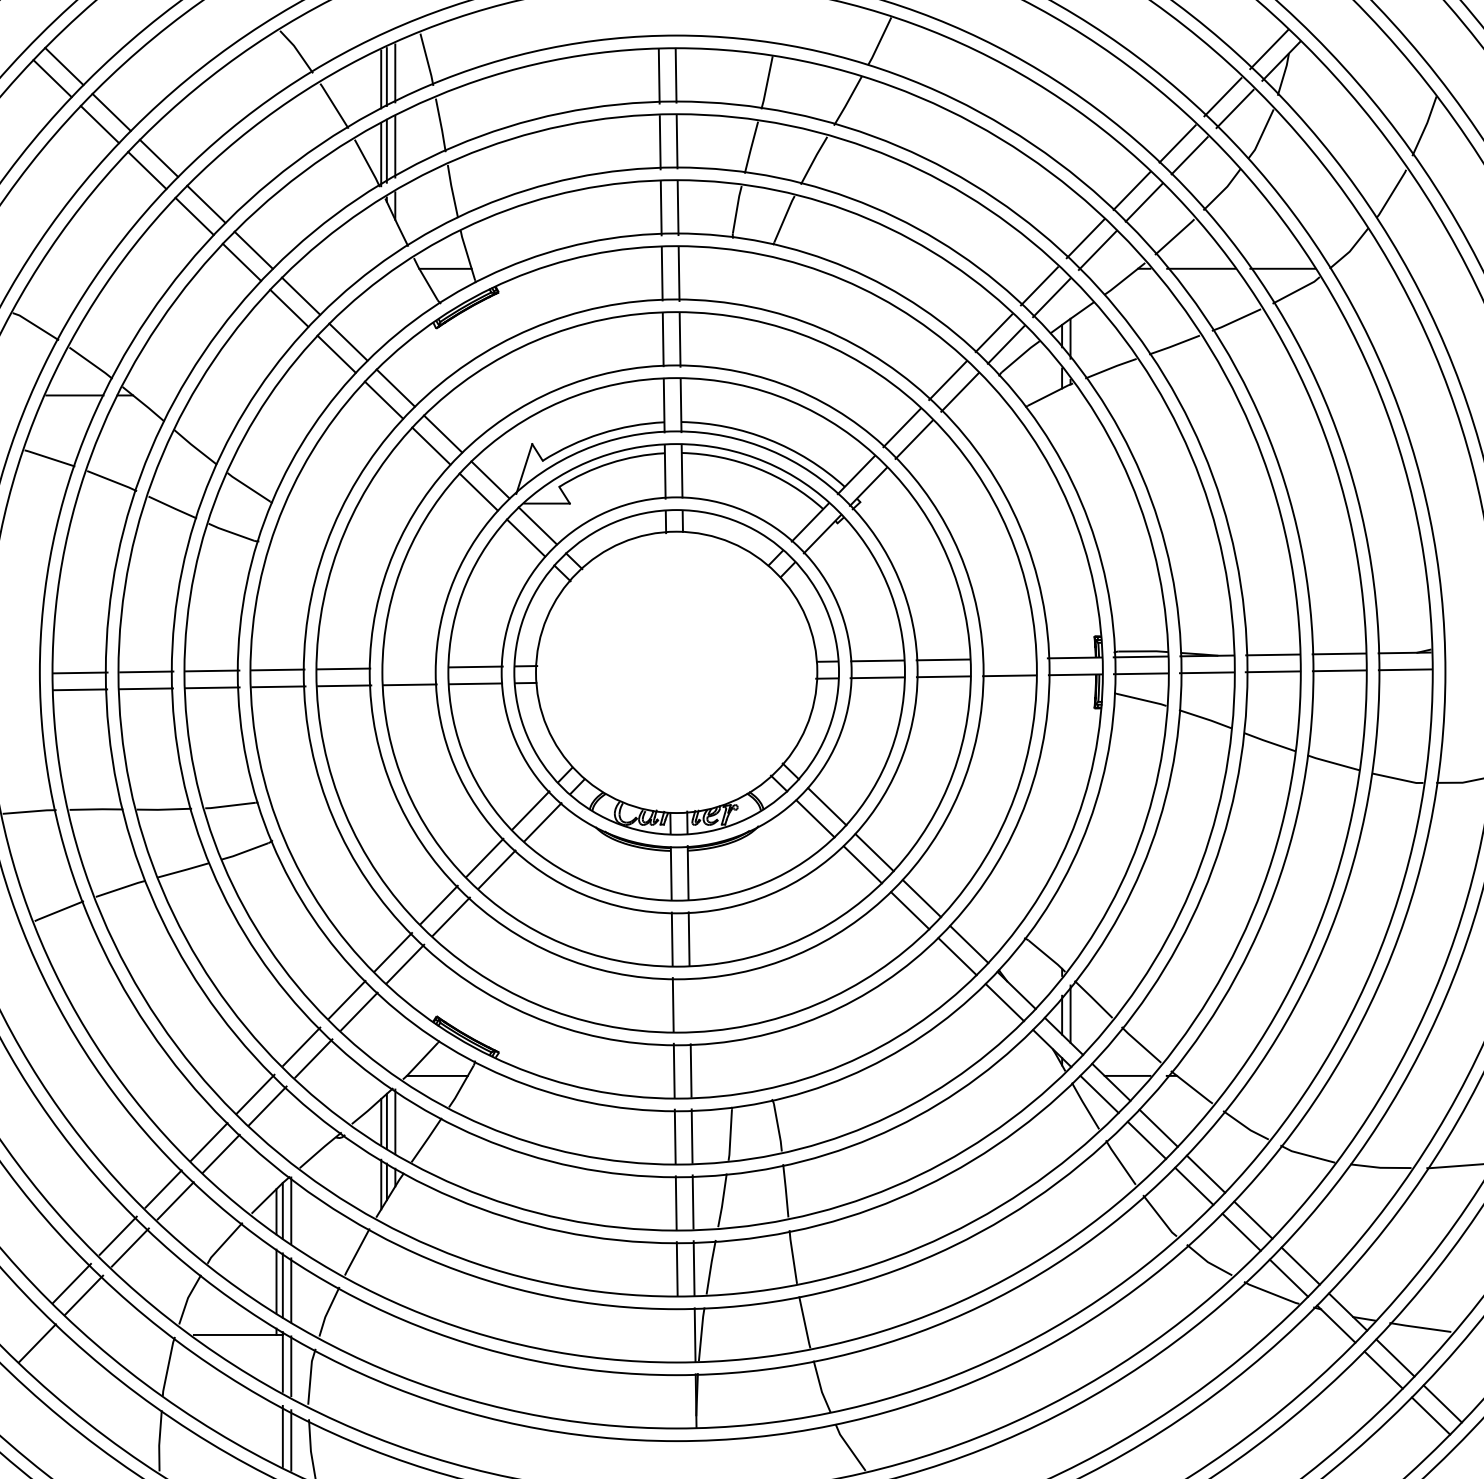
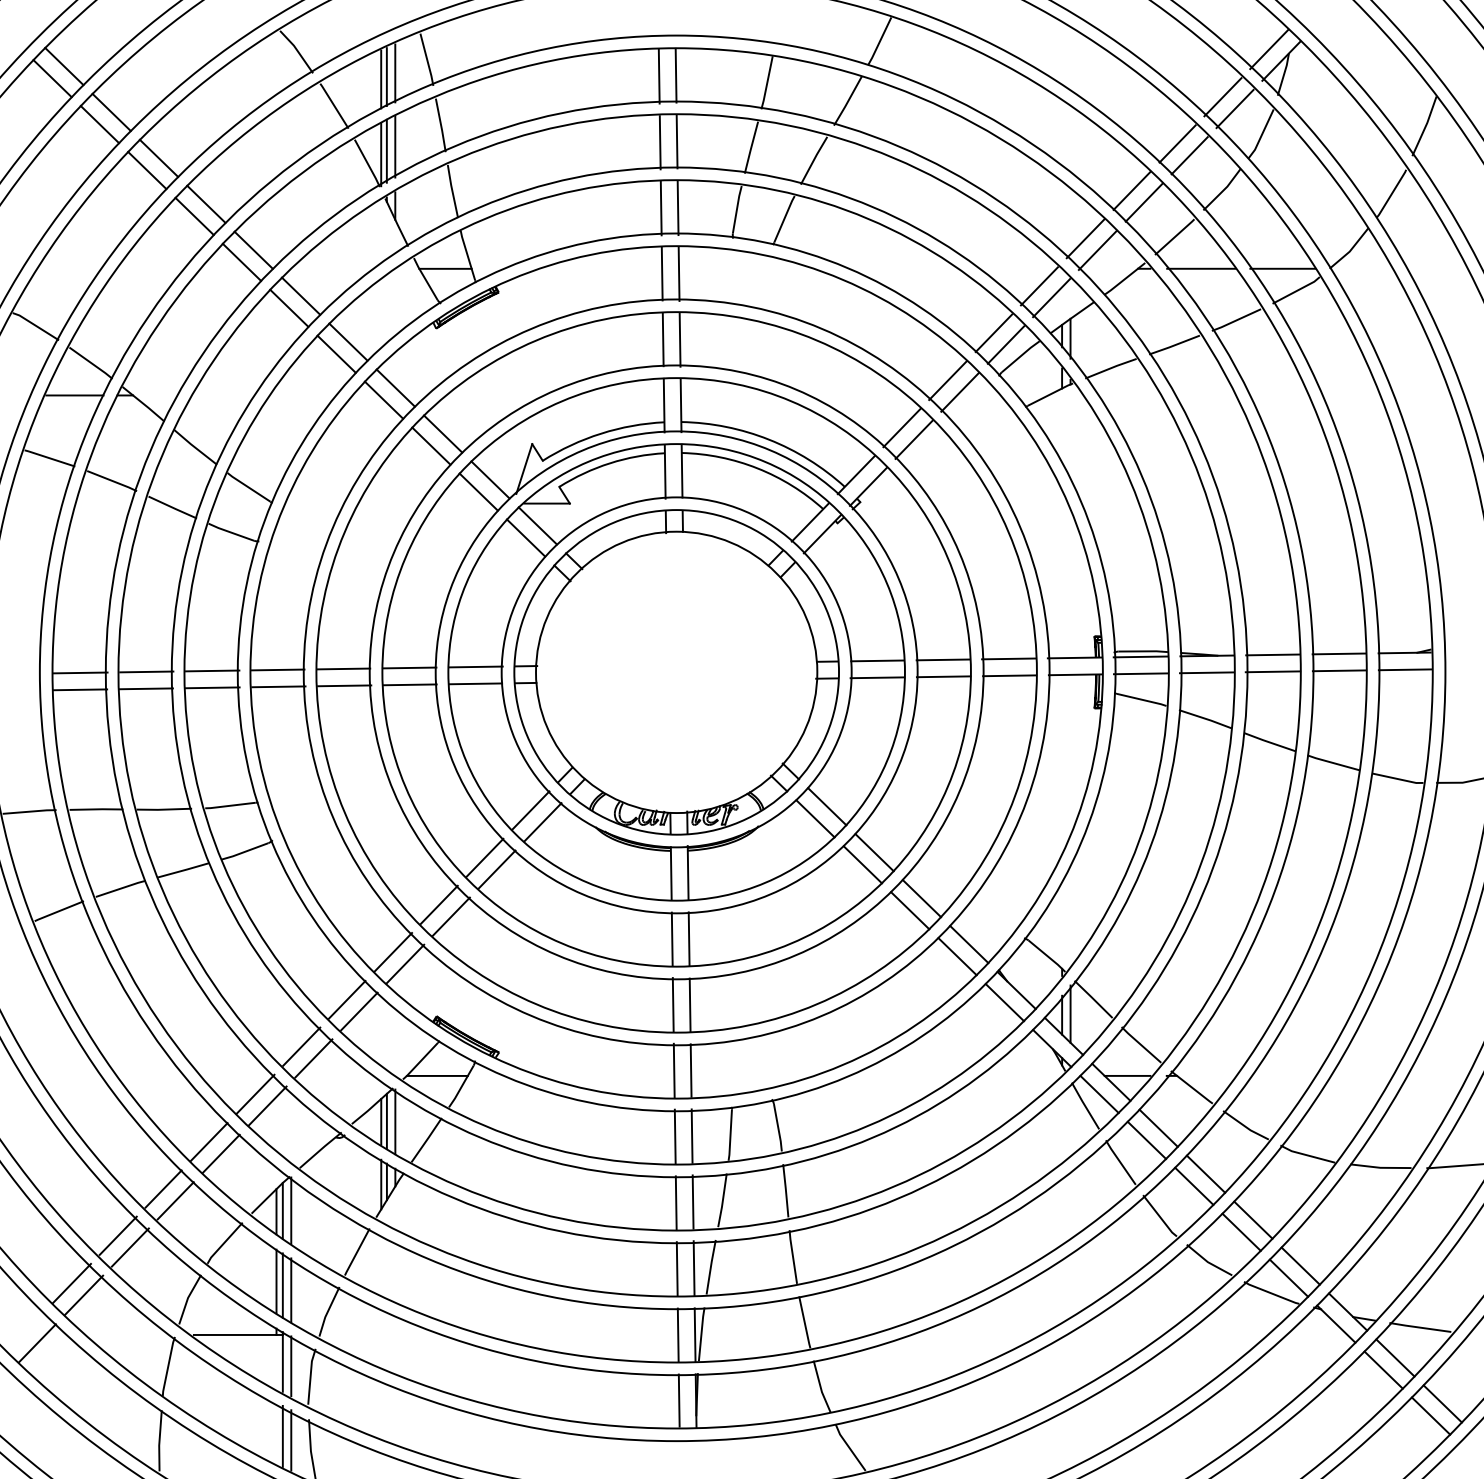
line: none -> present (1008, 658)
line: none -> present (409, 667)
line: none -> present (689, 1004)
line: none -> present (677, 1334)
line: none -> present (678, 1400)
